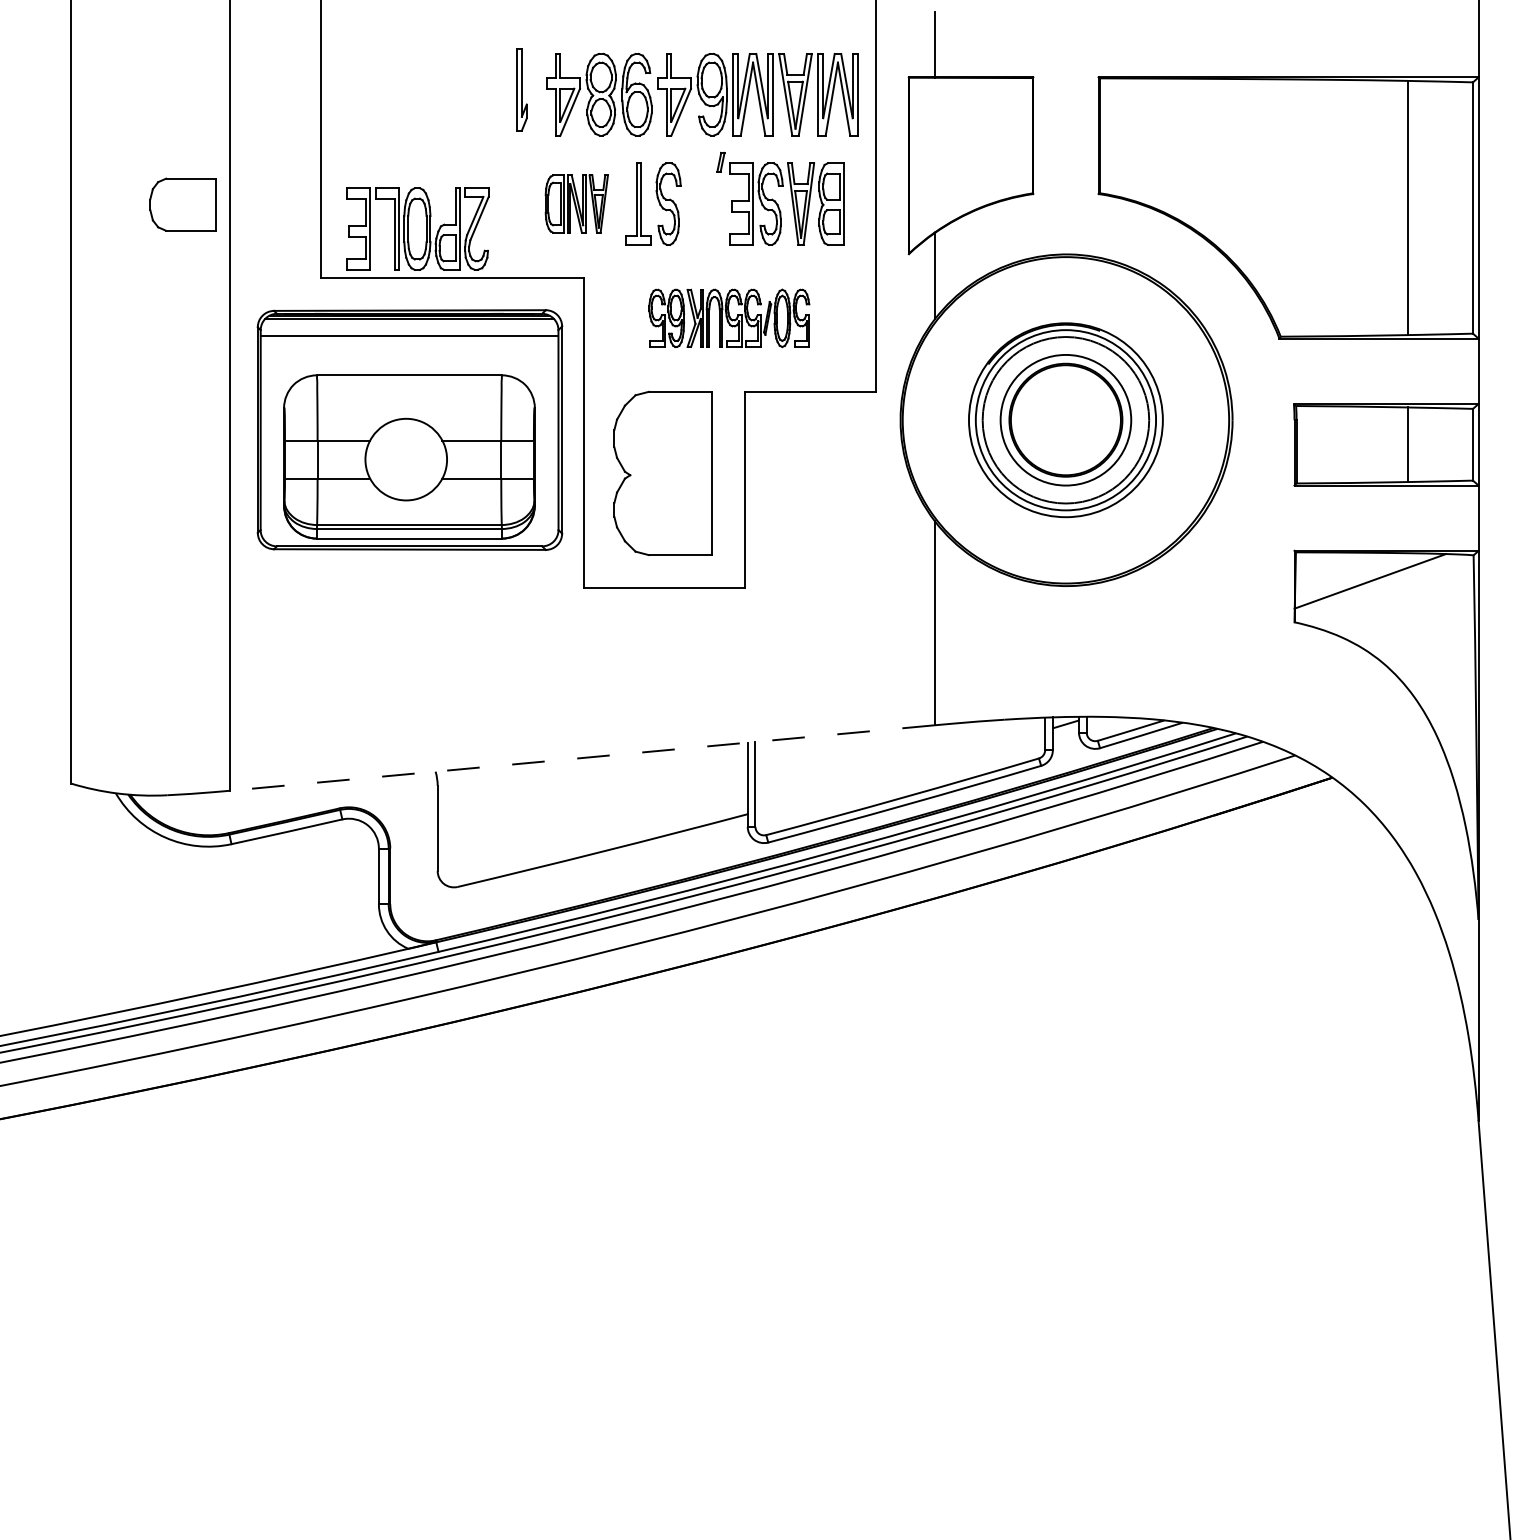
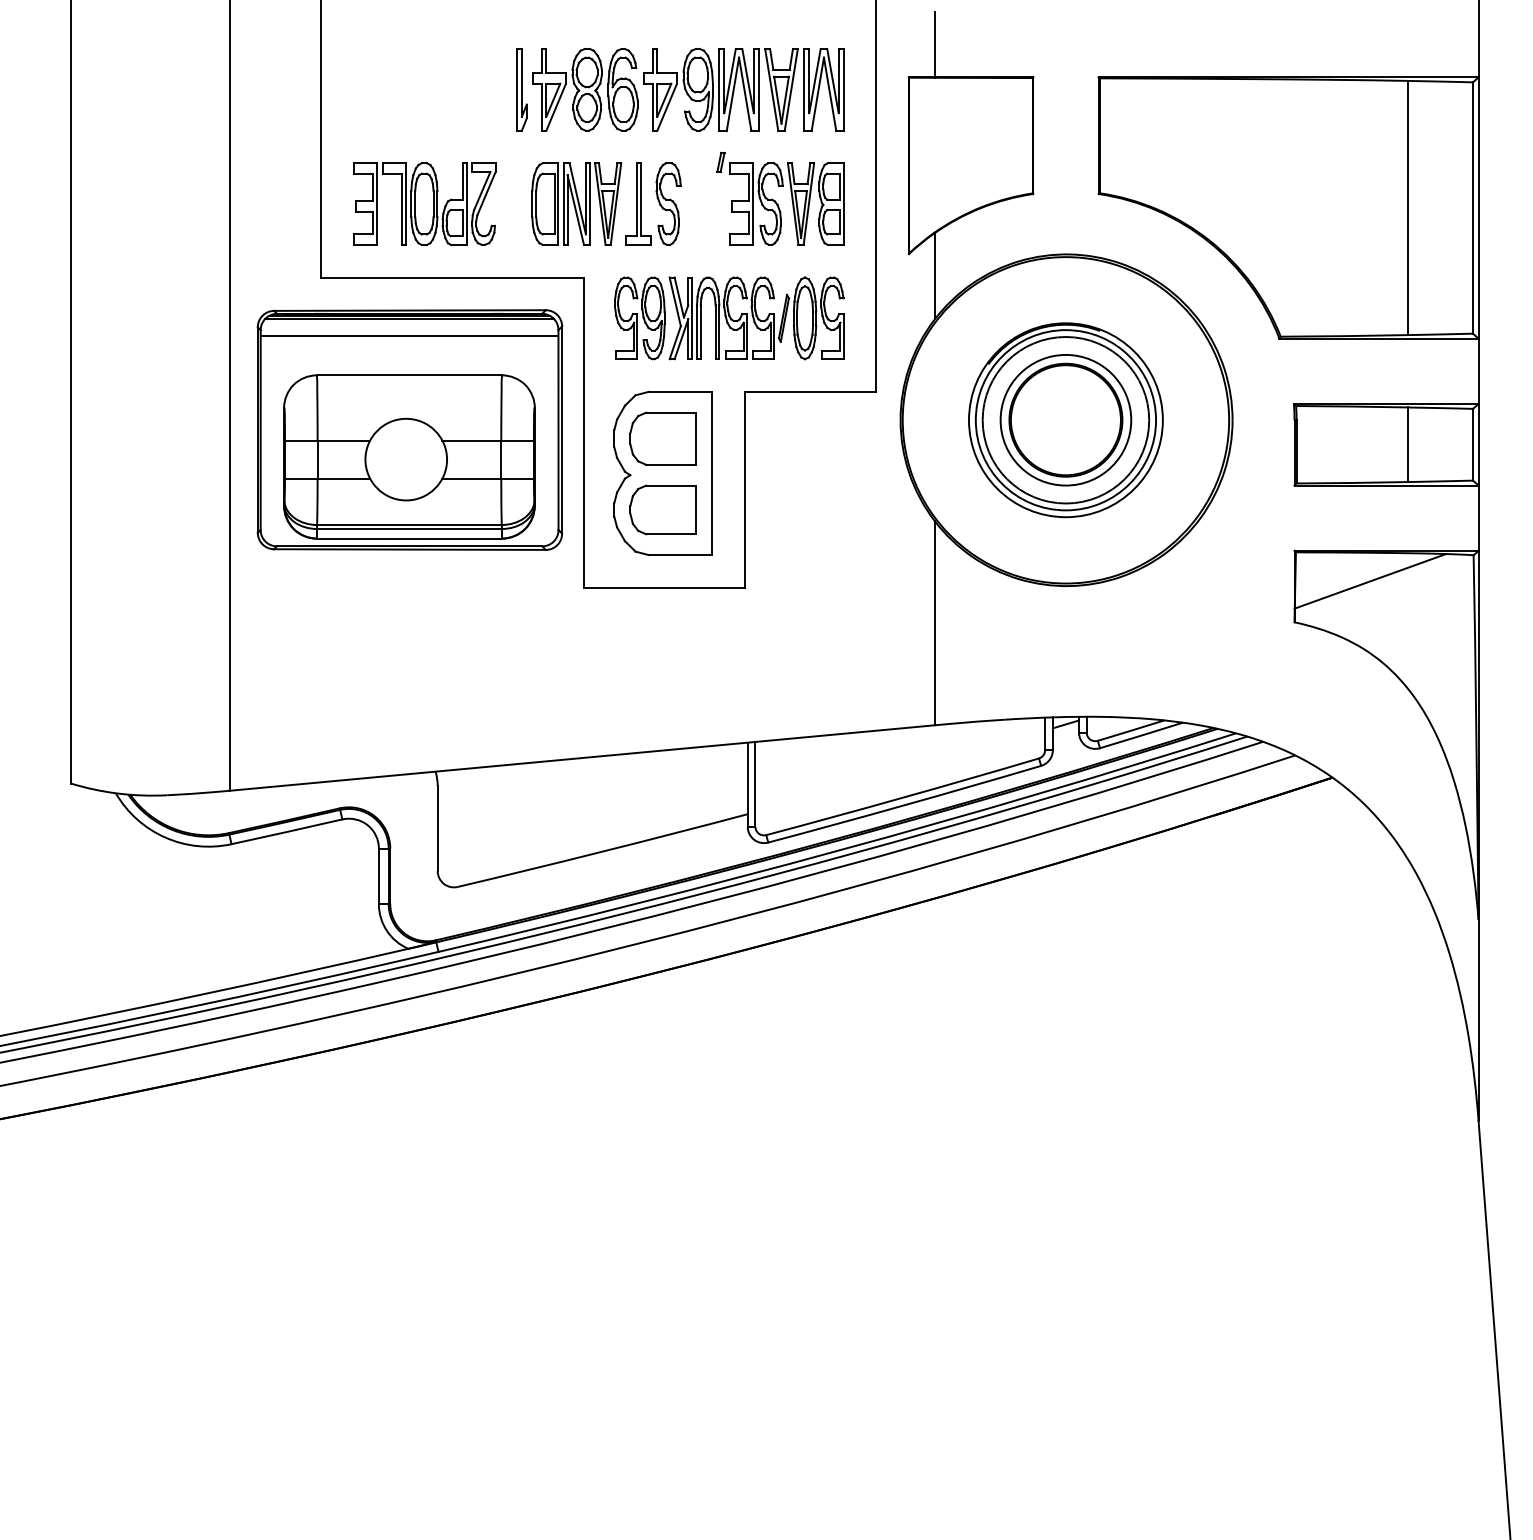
part position: (702, 94) -> (688, 89) (688, 89)
part size: 65x60 px -> 92x84 px (576, 203)
part position: (182, 204) -> (662, 438) (662, 438)
part position: (417, 228) -> (424, 203) (424, 203)
part size: 163x61 px -> 231x85 px (729, 318)
part: none -> present (662, 509)
line: dashed -> solid (582, 758)
